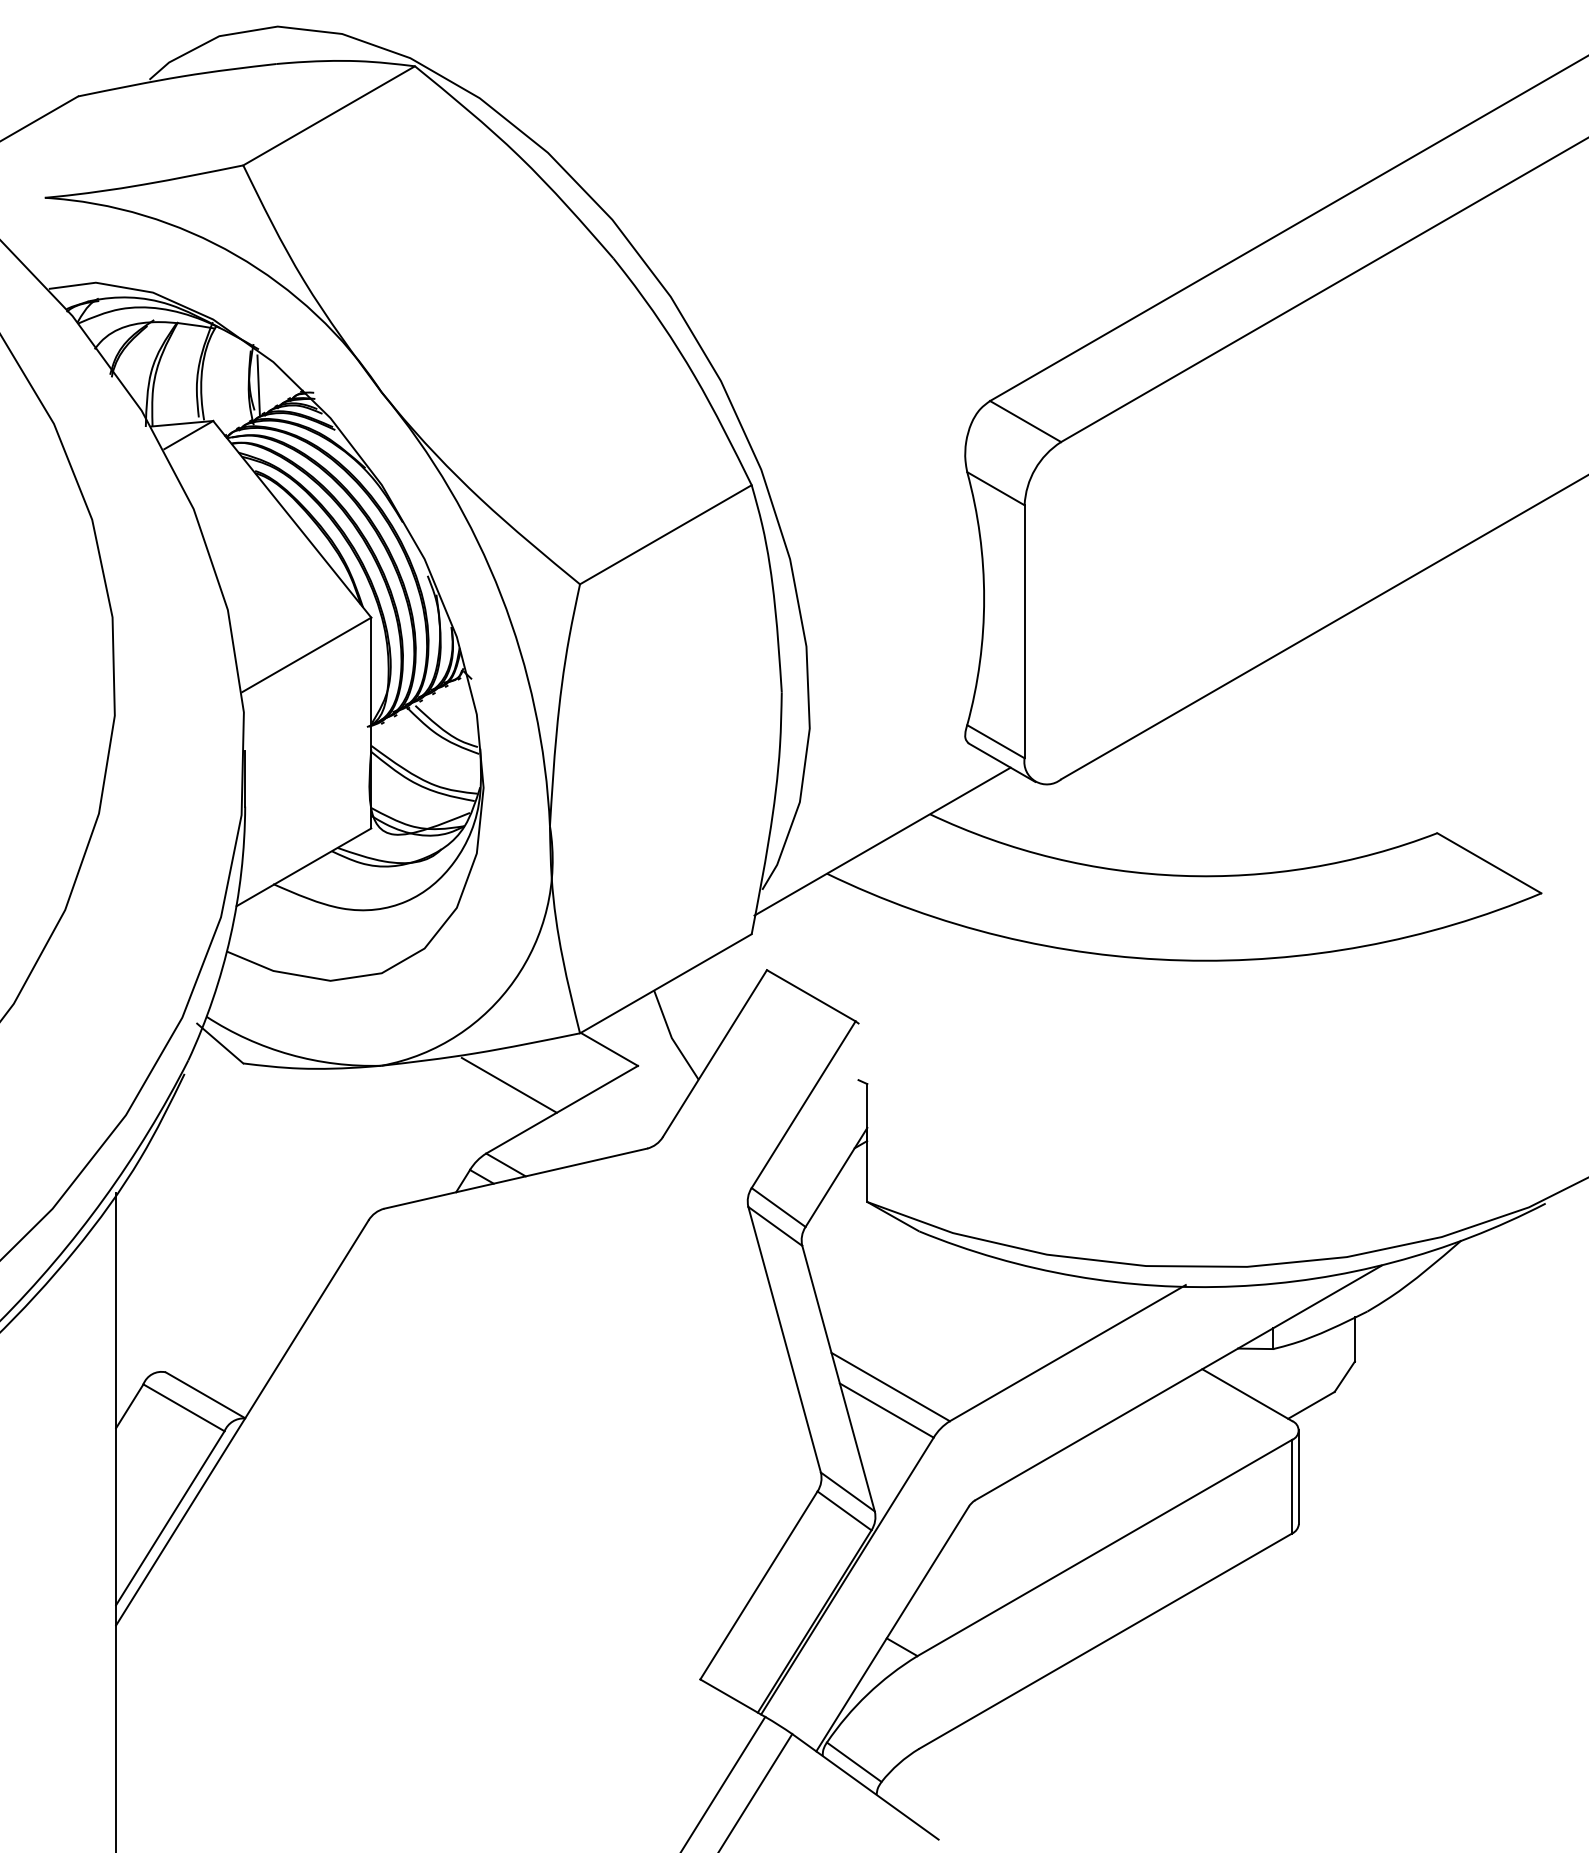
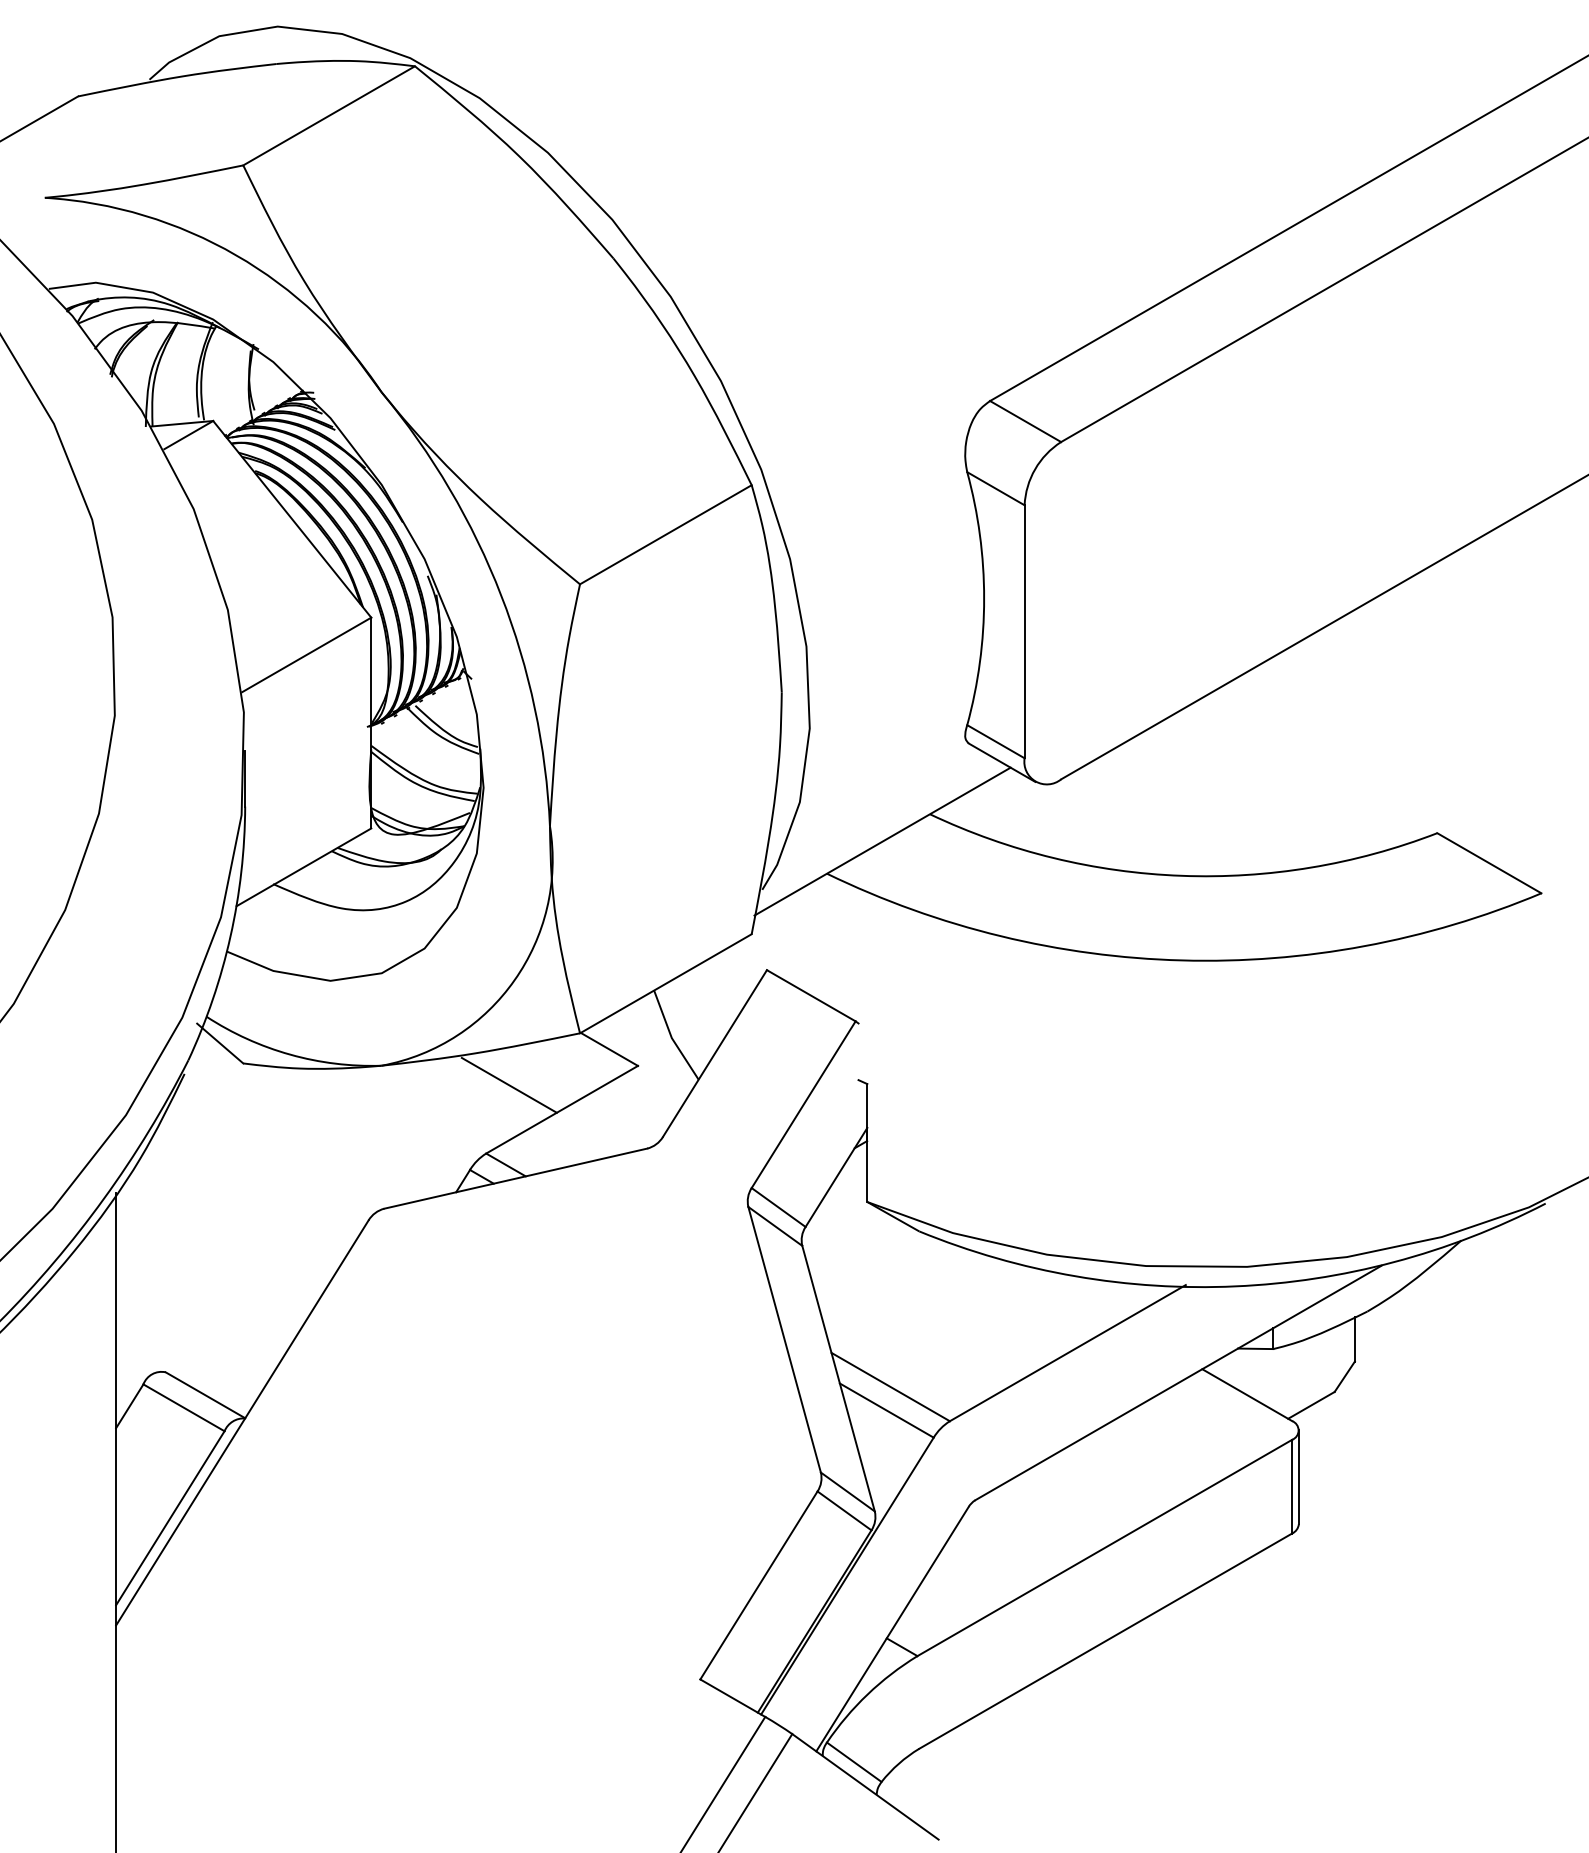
line: present -> none (258, 385)
